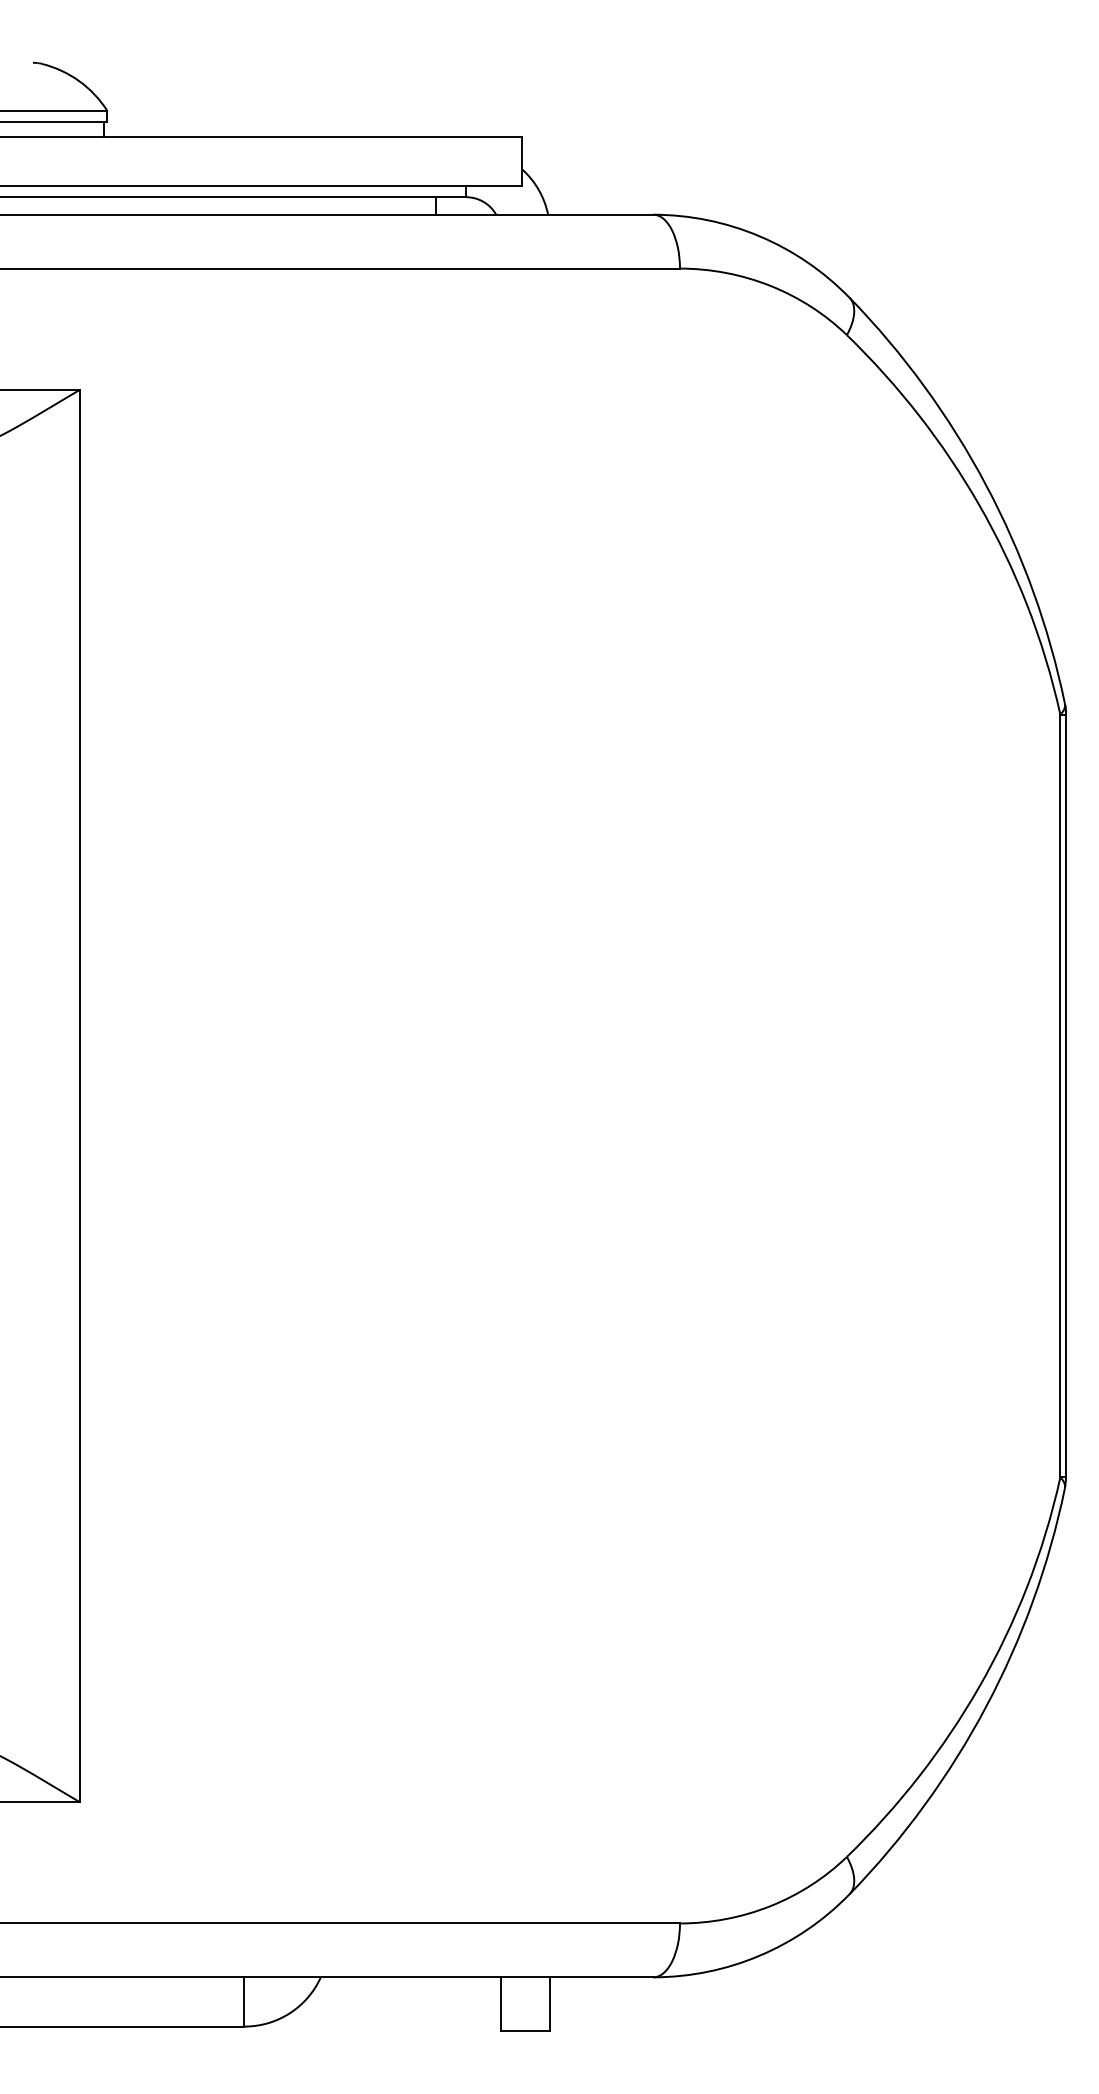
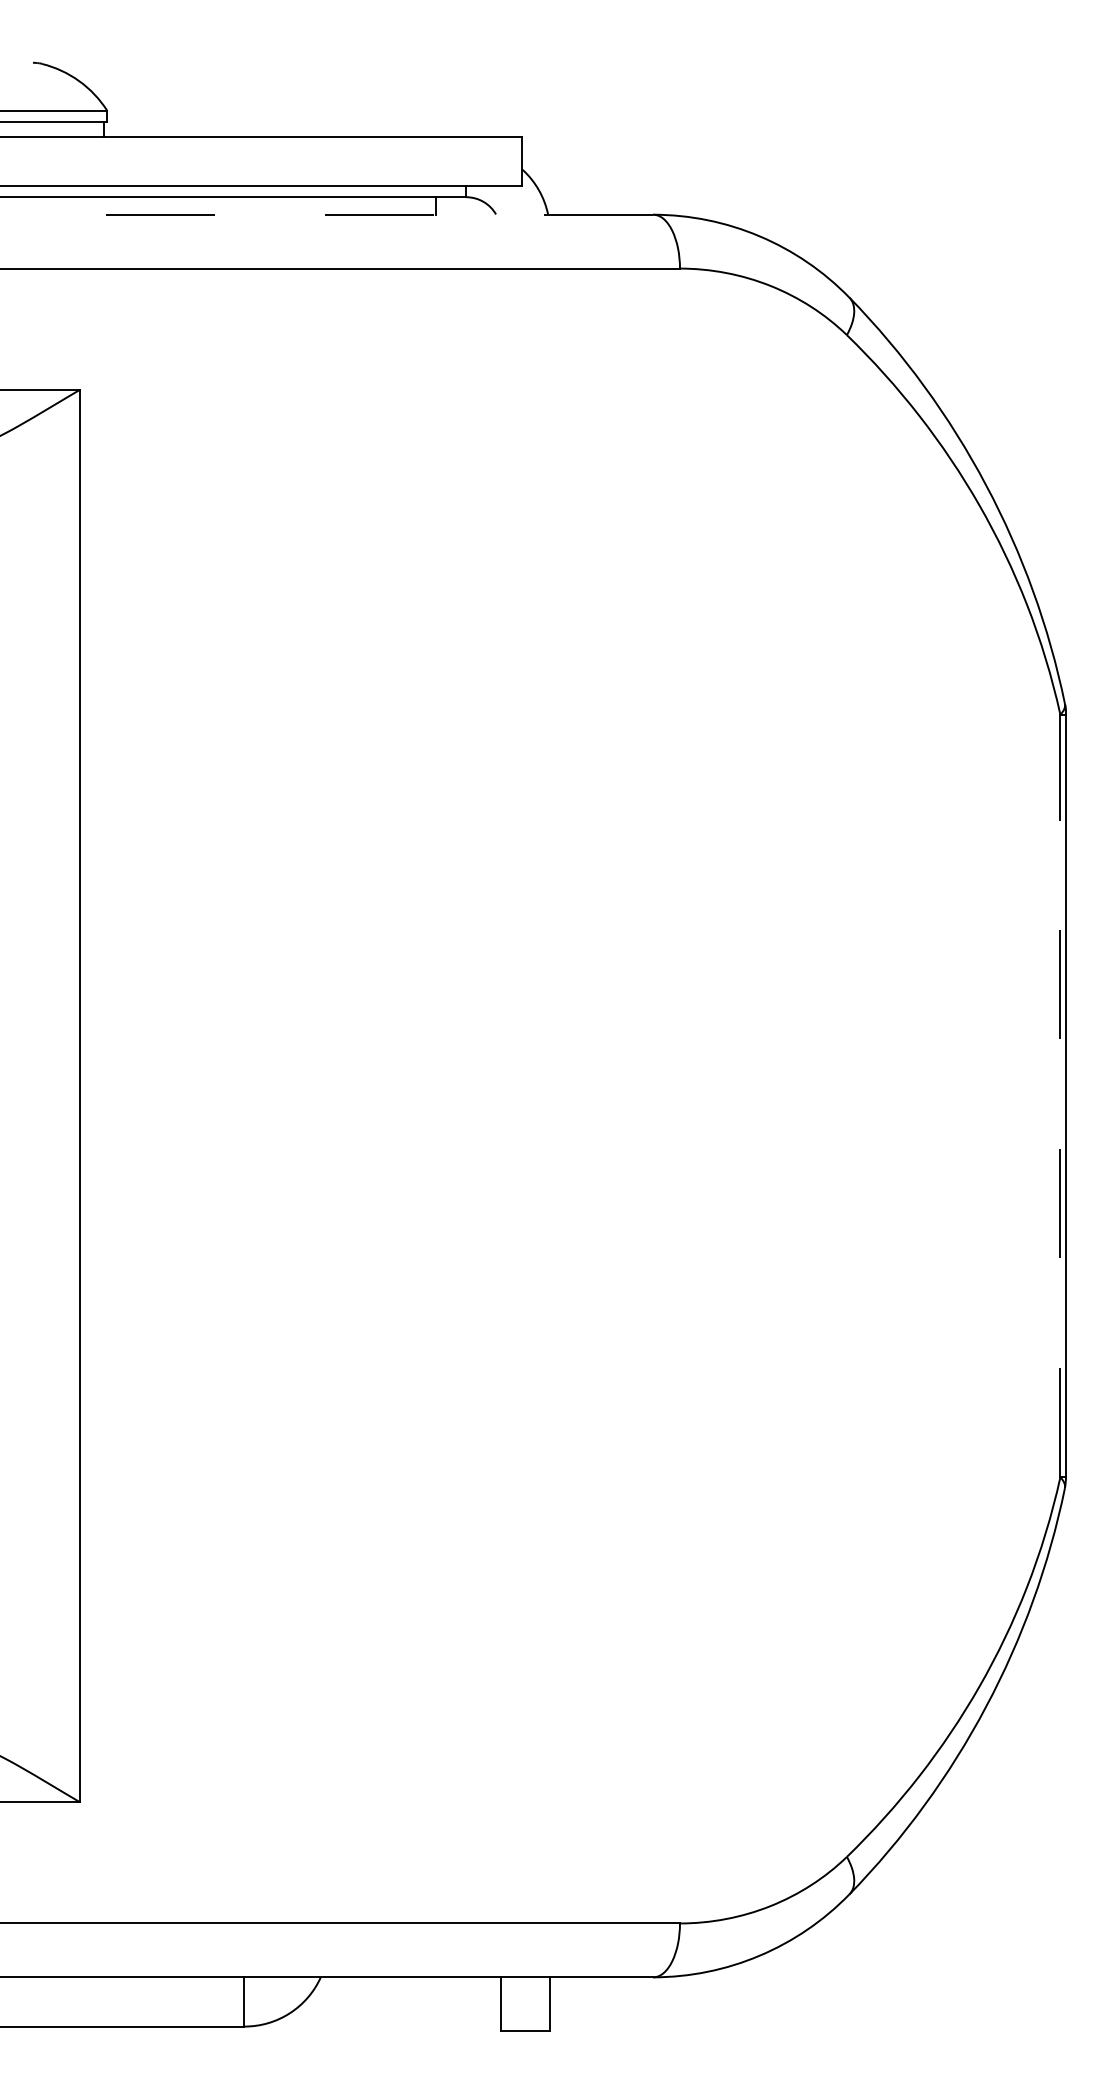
line: solid -> dashed (326, 214)
line: solid -> dashed (1060, 1095)
